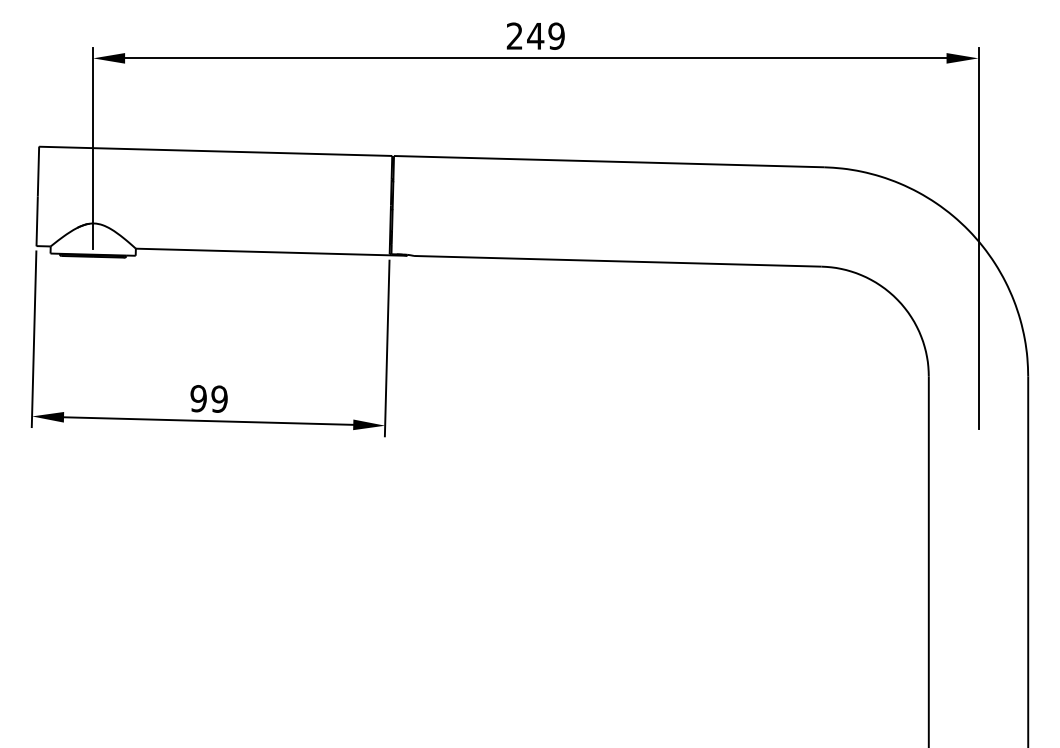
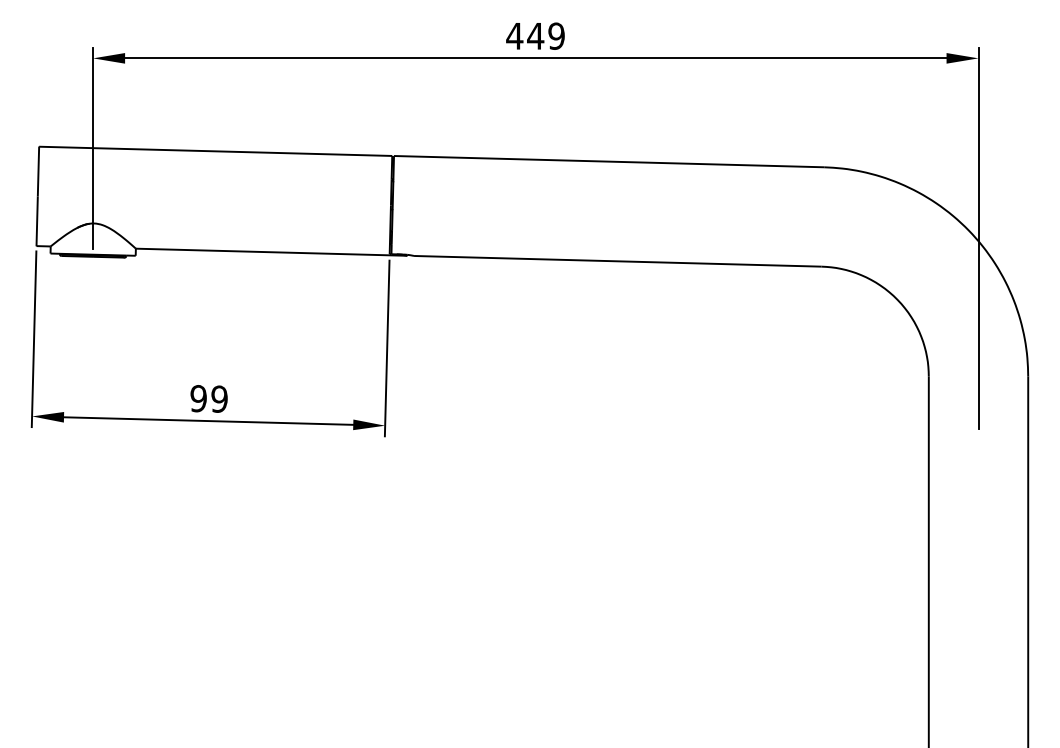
text: 249 -> 449 (514, 35)
